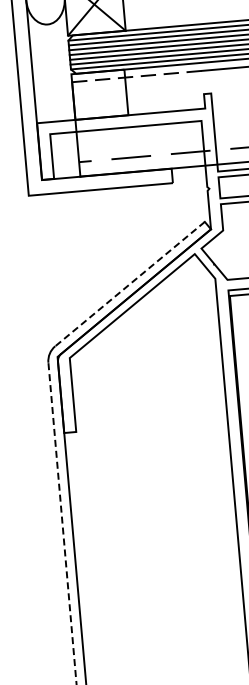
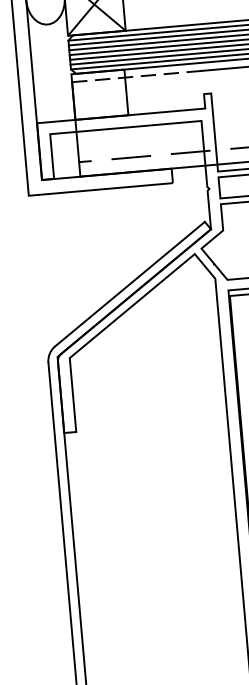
line: dashed -> solid (129, 284)
line: dashed -> solid (62, 523)
